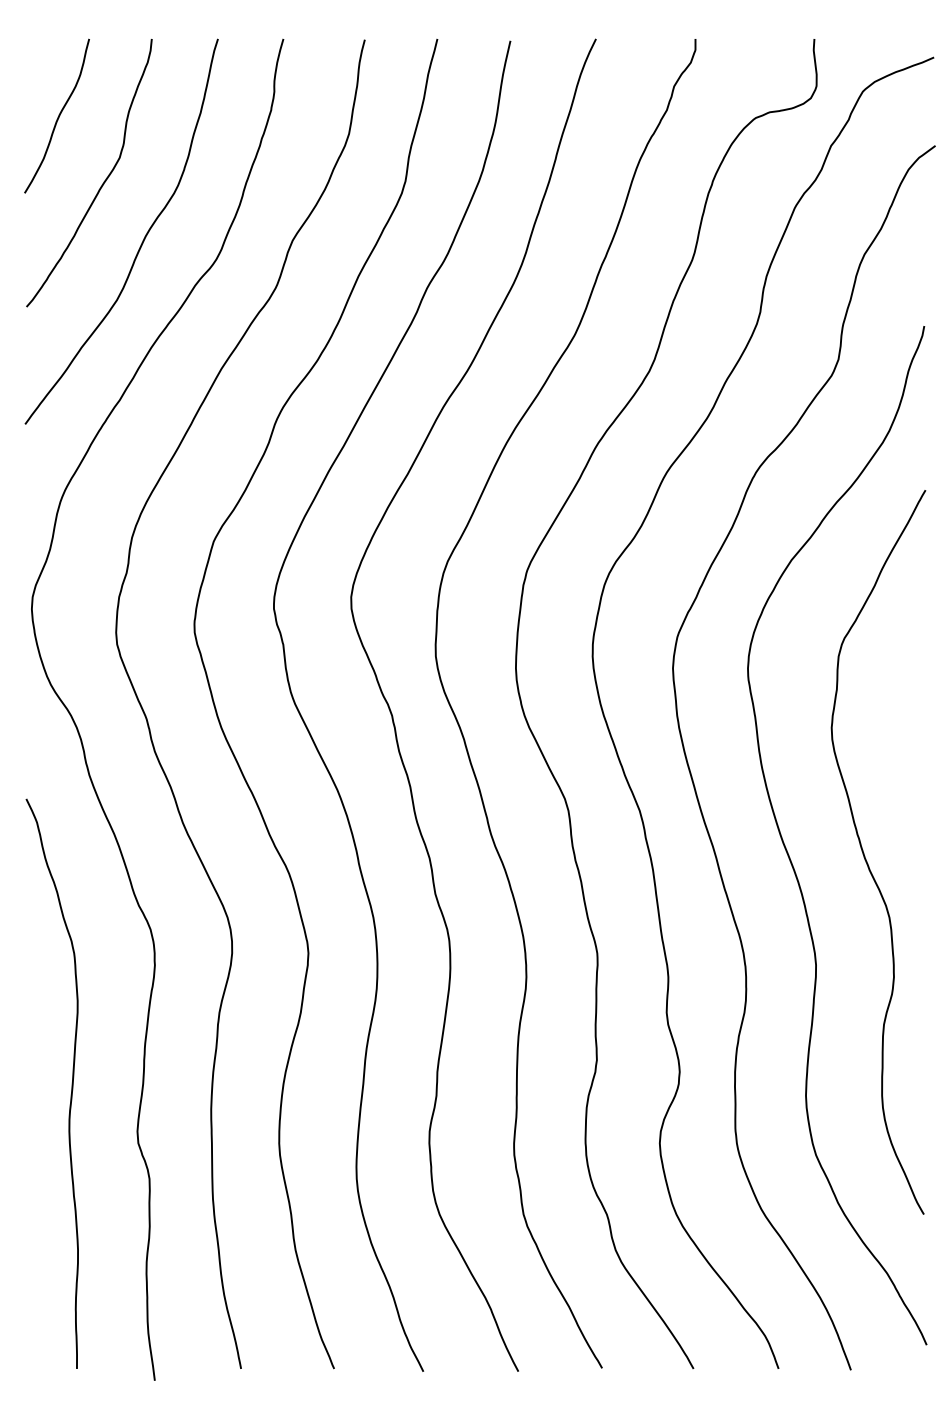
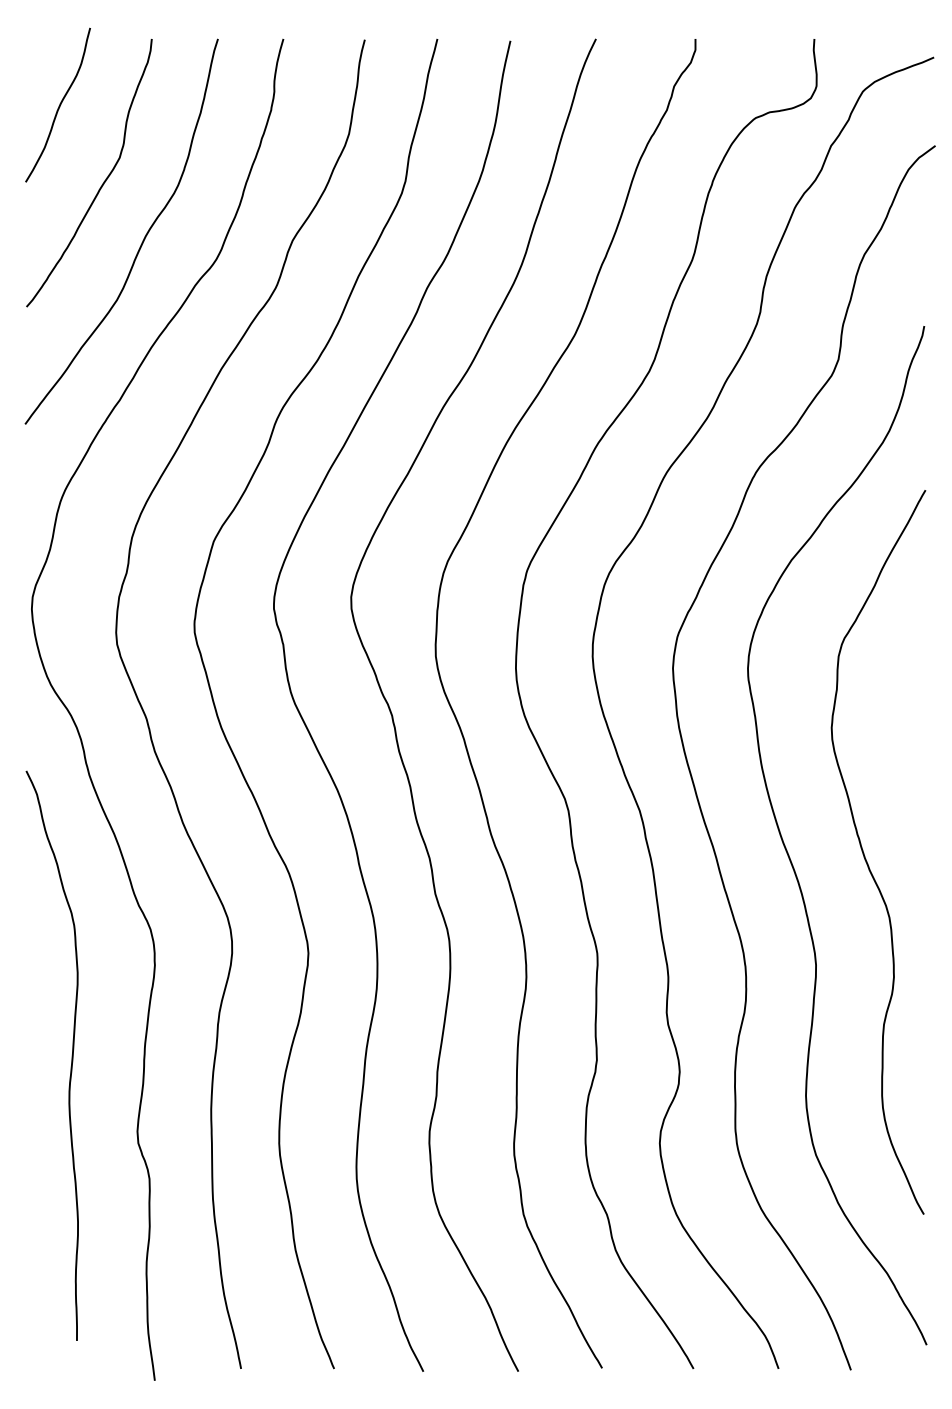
curve position: (58, 115) -> (59, 104) (59, 104)
curve position: (71, 1083) -> (71, 1055) (71, 1055)
